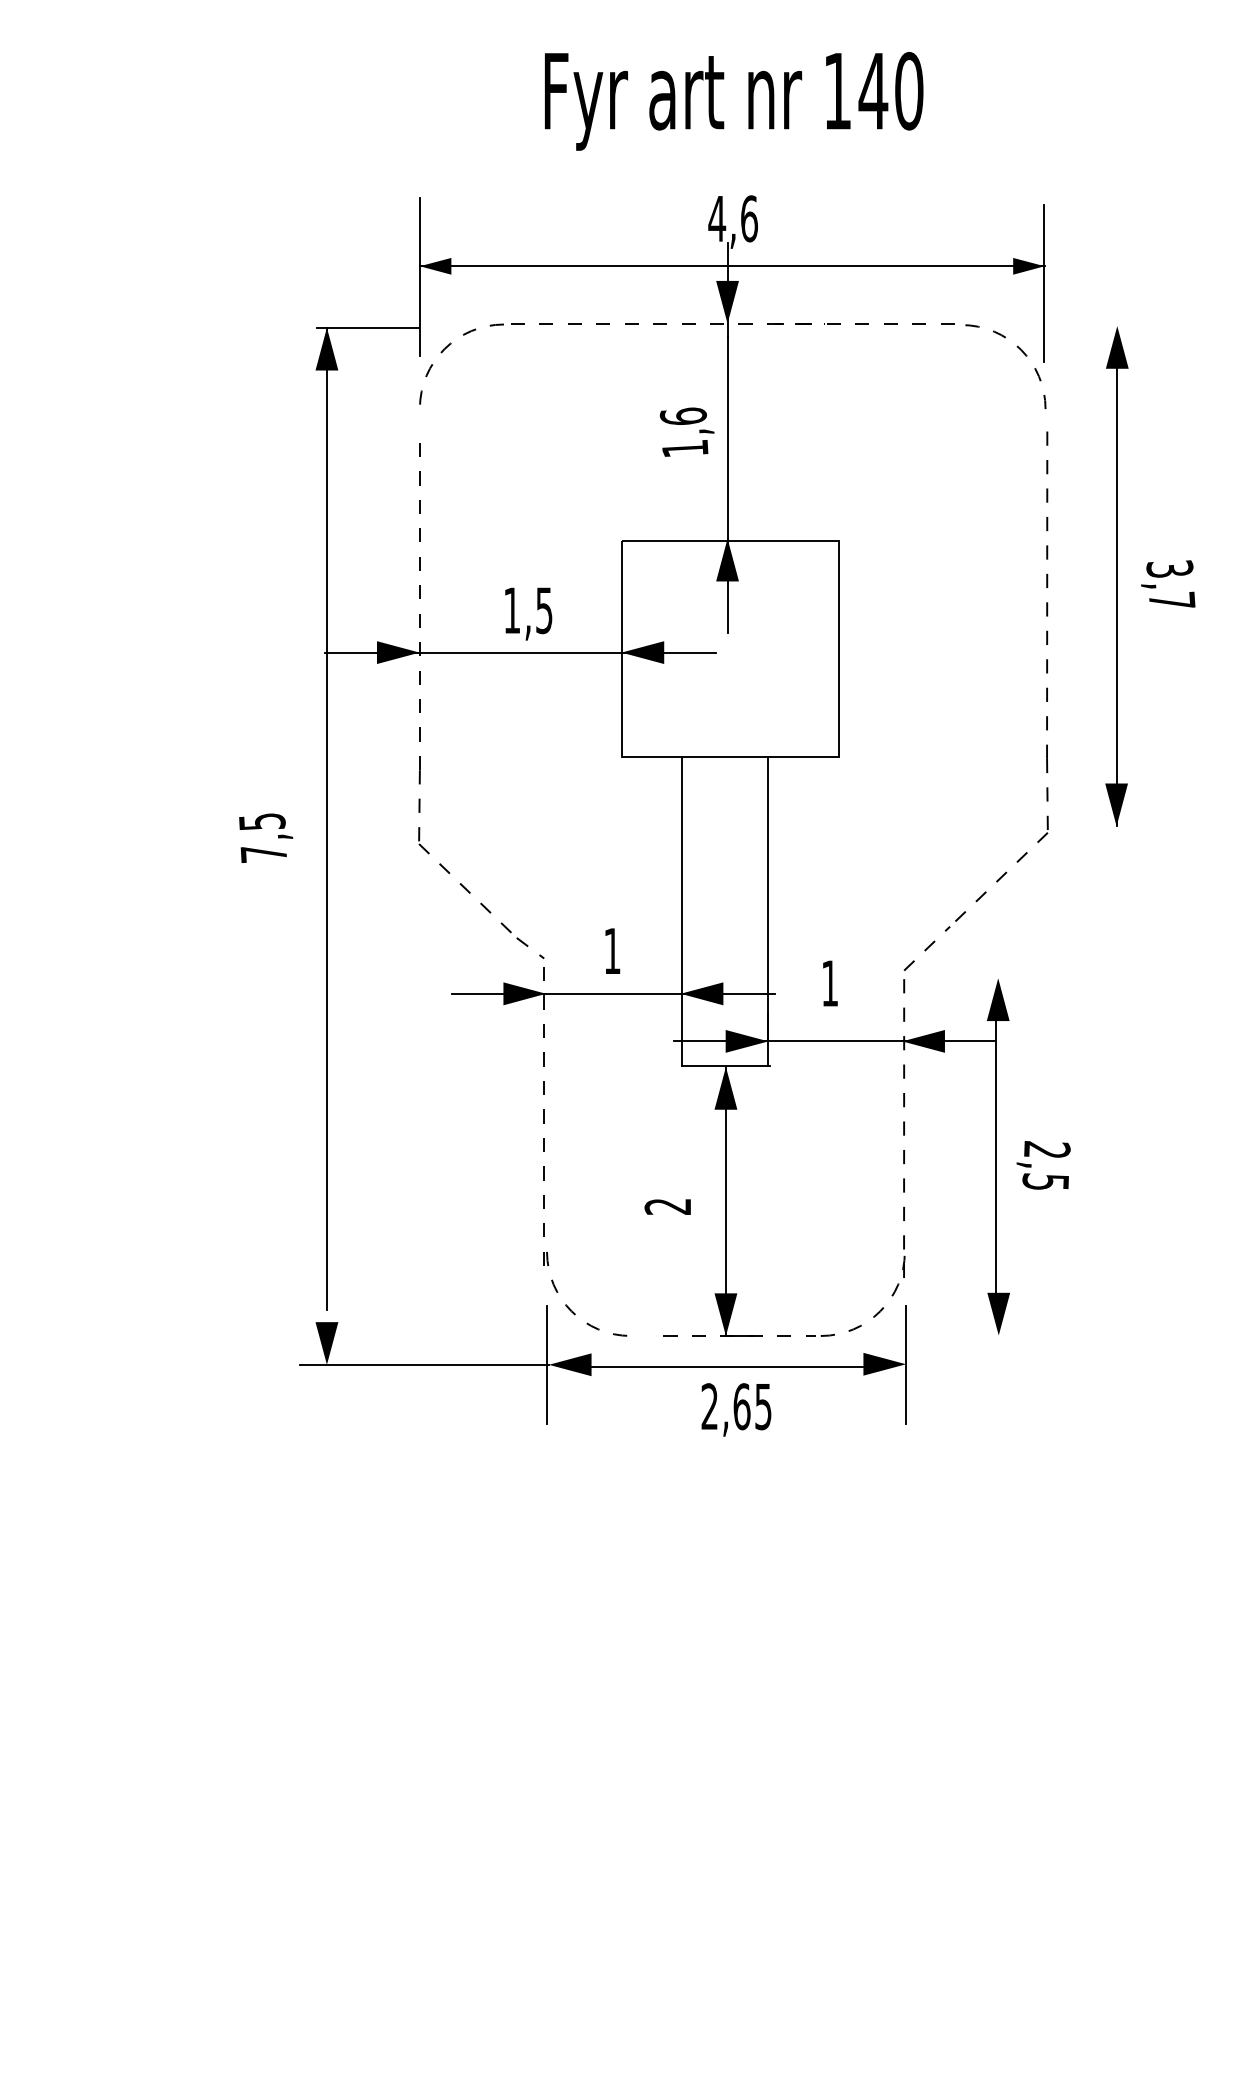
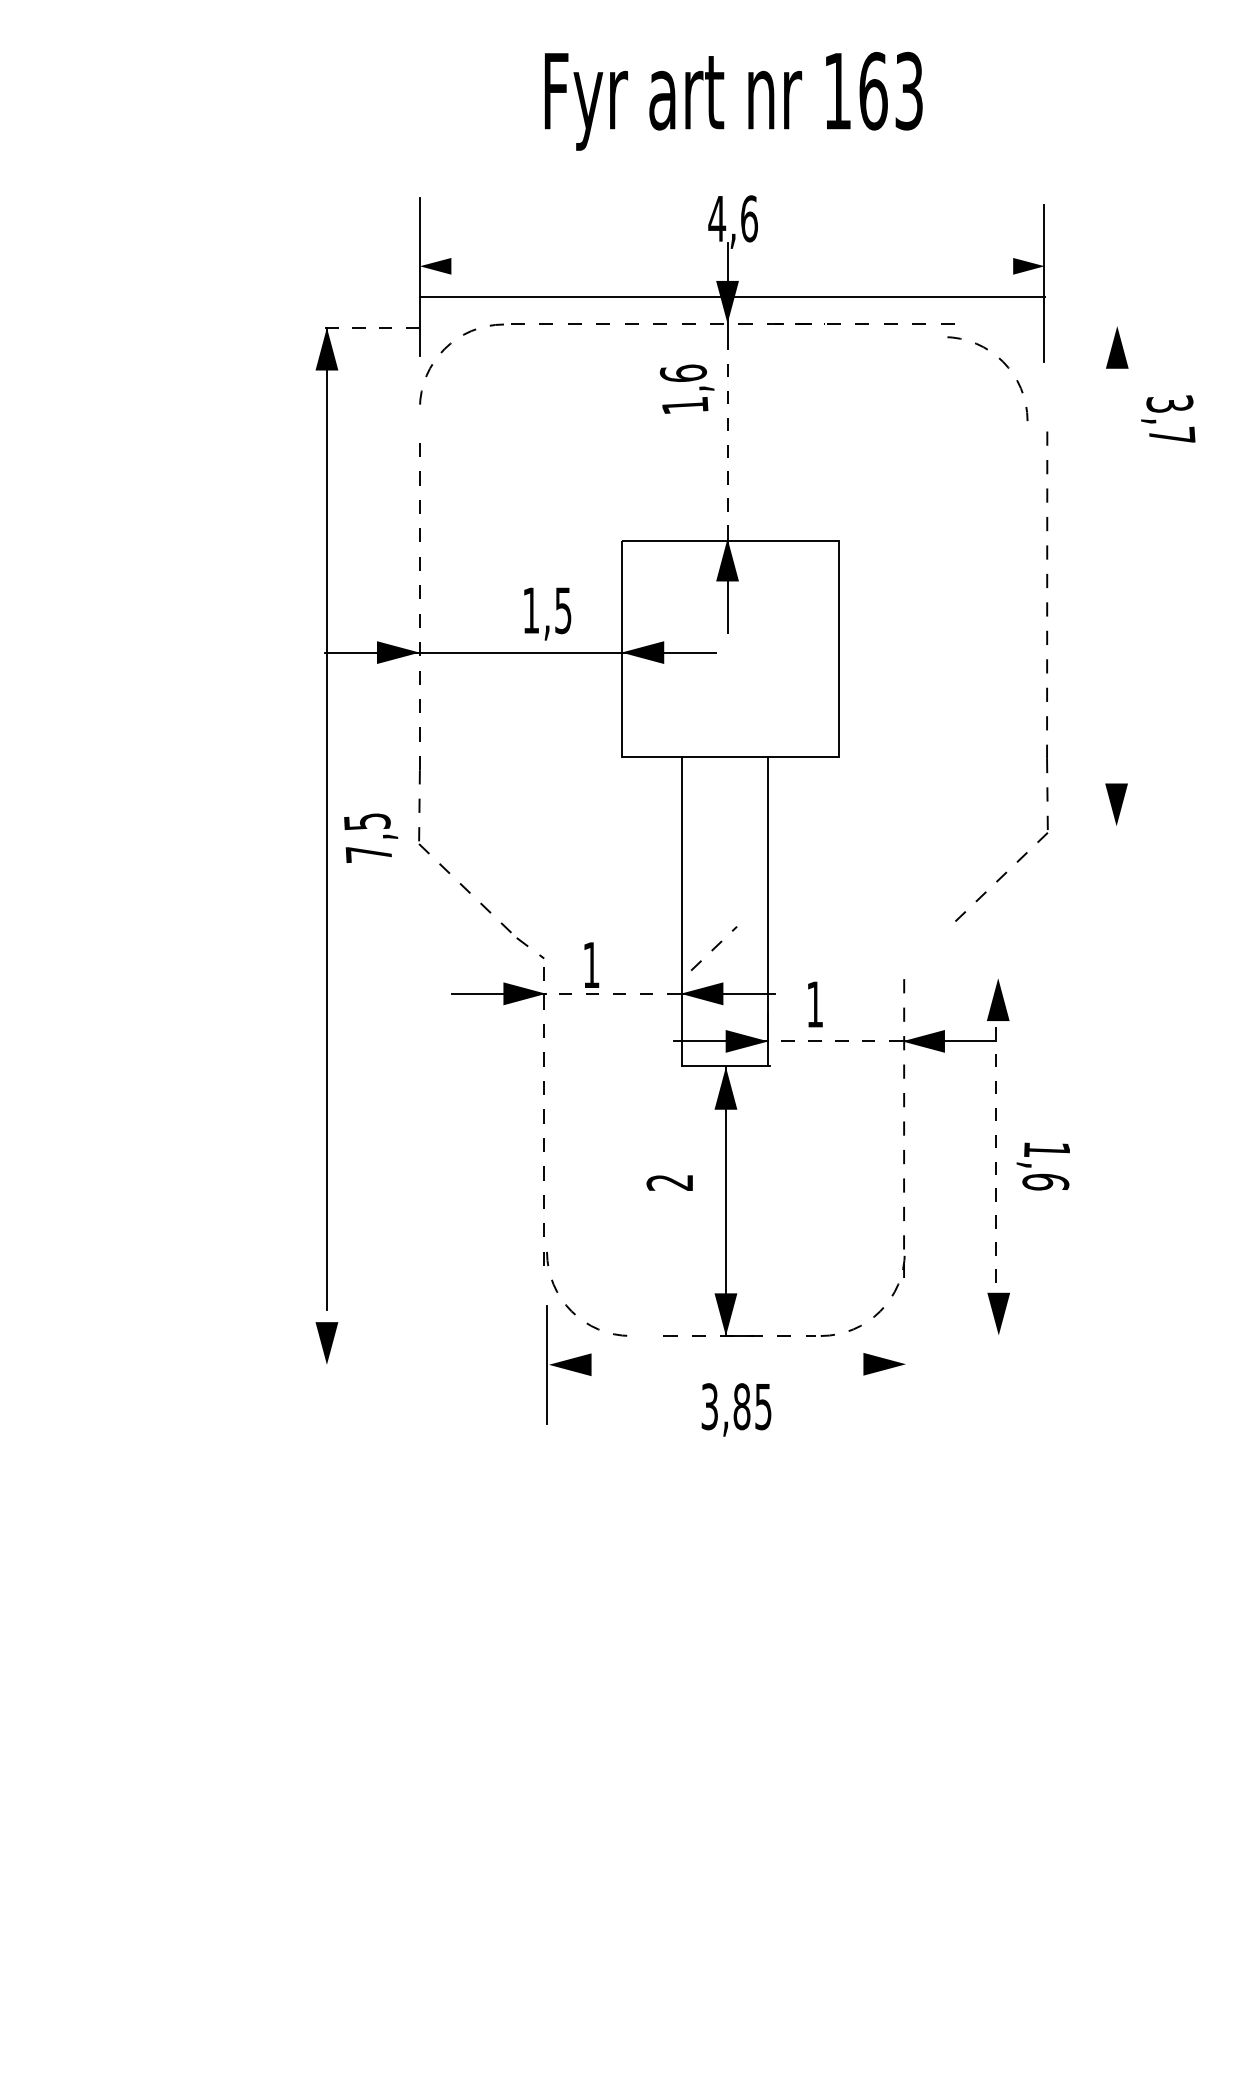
text: 140 -> 163 (890, 90)
line position: (731, 266) -> (731, 297) (731, 297)
line: solid -> dashed (367, 327)
arc position: (1020, 350) -> (1002, 362) (1002, 362)
text position: (686, 431) -> (686, 388) (686, 388)
line: solid -> dashed (727, 437)
text position: (1168, 583) -> (1168, 418) (1168, 418)
line: present -> none (1116, 590)
text position: (528, 613) -> (547, 613) (547, 613)
text position: (266, 837) -> (371, 837) (371, 837)
line position: (926, 948) -> (713, 948) (713, 948)
text position: (612, 950) -> (591, 964) (591, 964)
text position: (830, 983) -> (815, 1004) (815, 1004)
line: solid -> dashed (606, 993)
line: solid -> dashed (835, 1041)
line: solid -> dashed (996, 1157)
text: 2,5 -> 1,6 (1046, 1165)
text position: (667, 1206) -> (669, 1182) (669, 1182)
line: present -> none (424, 1364)
line: present -> none (905, 1364)
line: present -> none (728, 1366)
text: 2,65 -> 3,85 (725, 1406)
